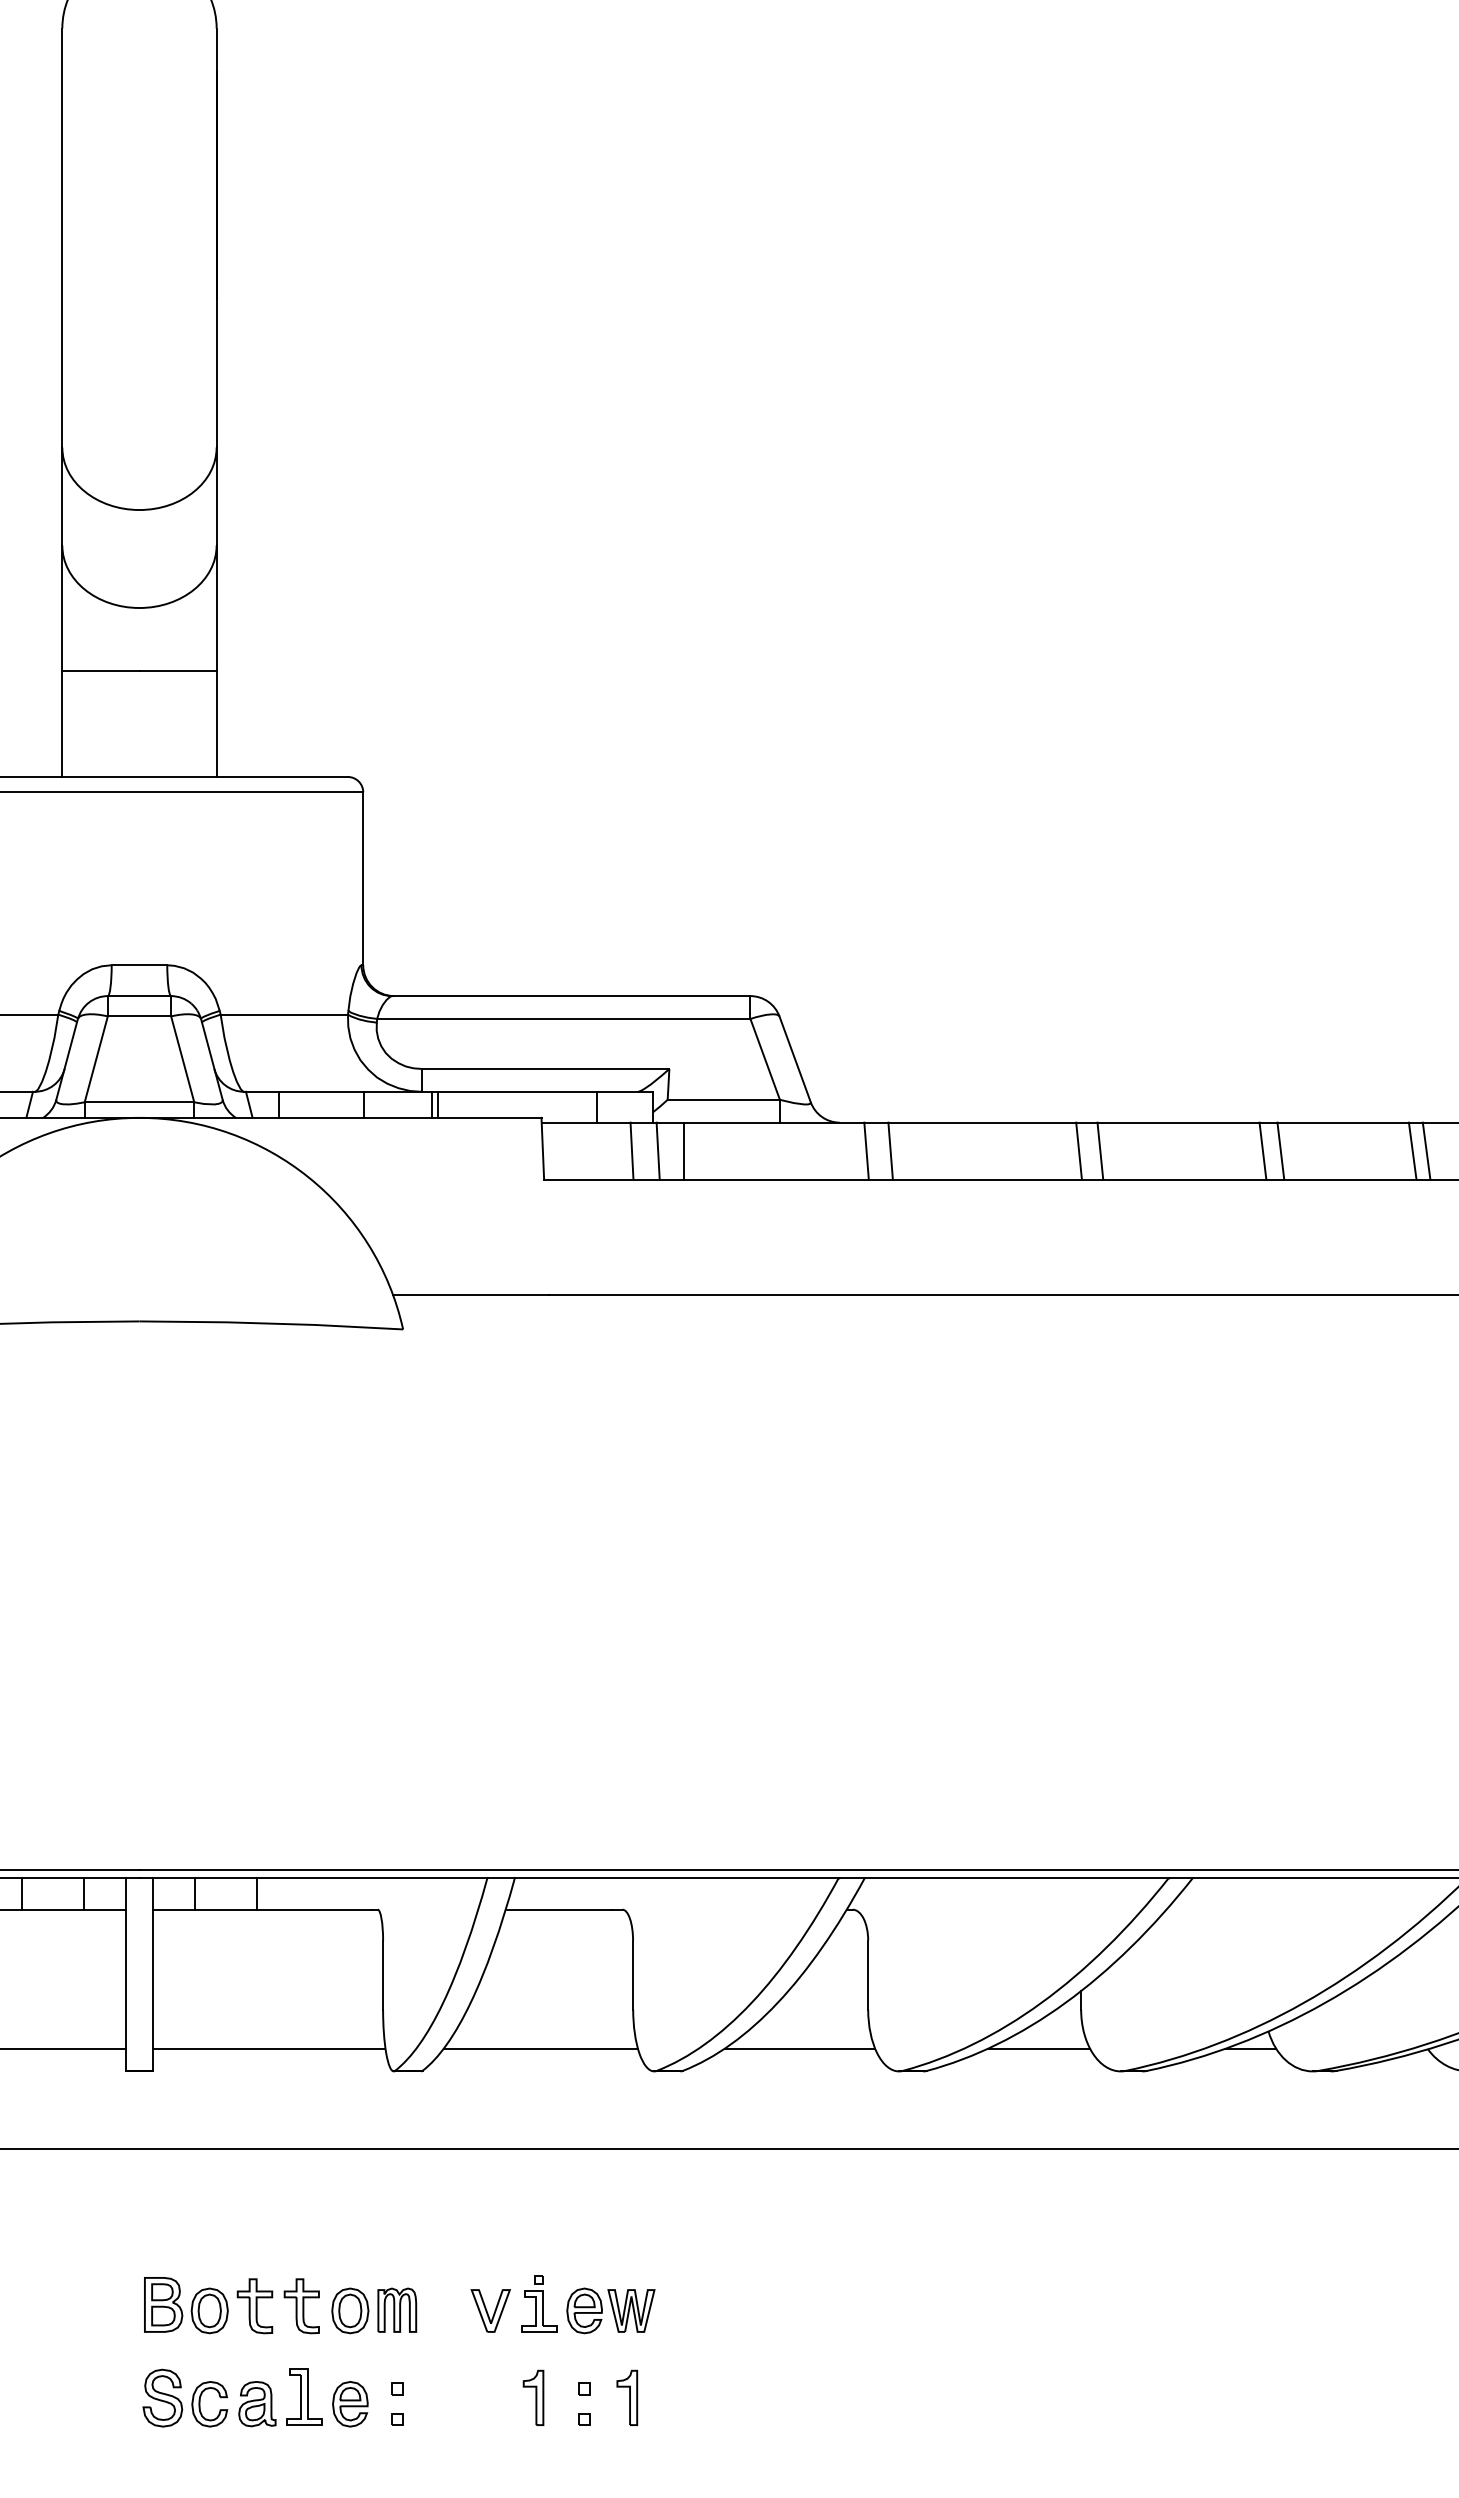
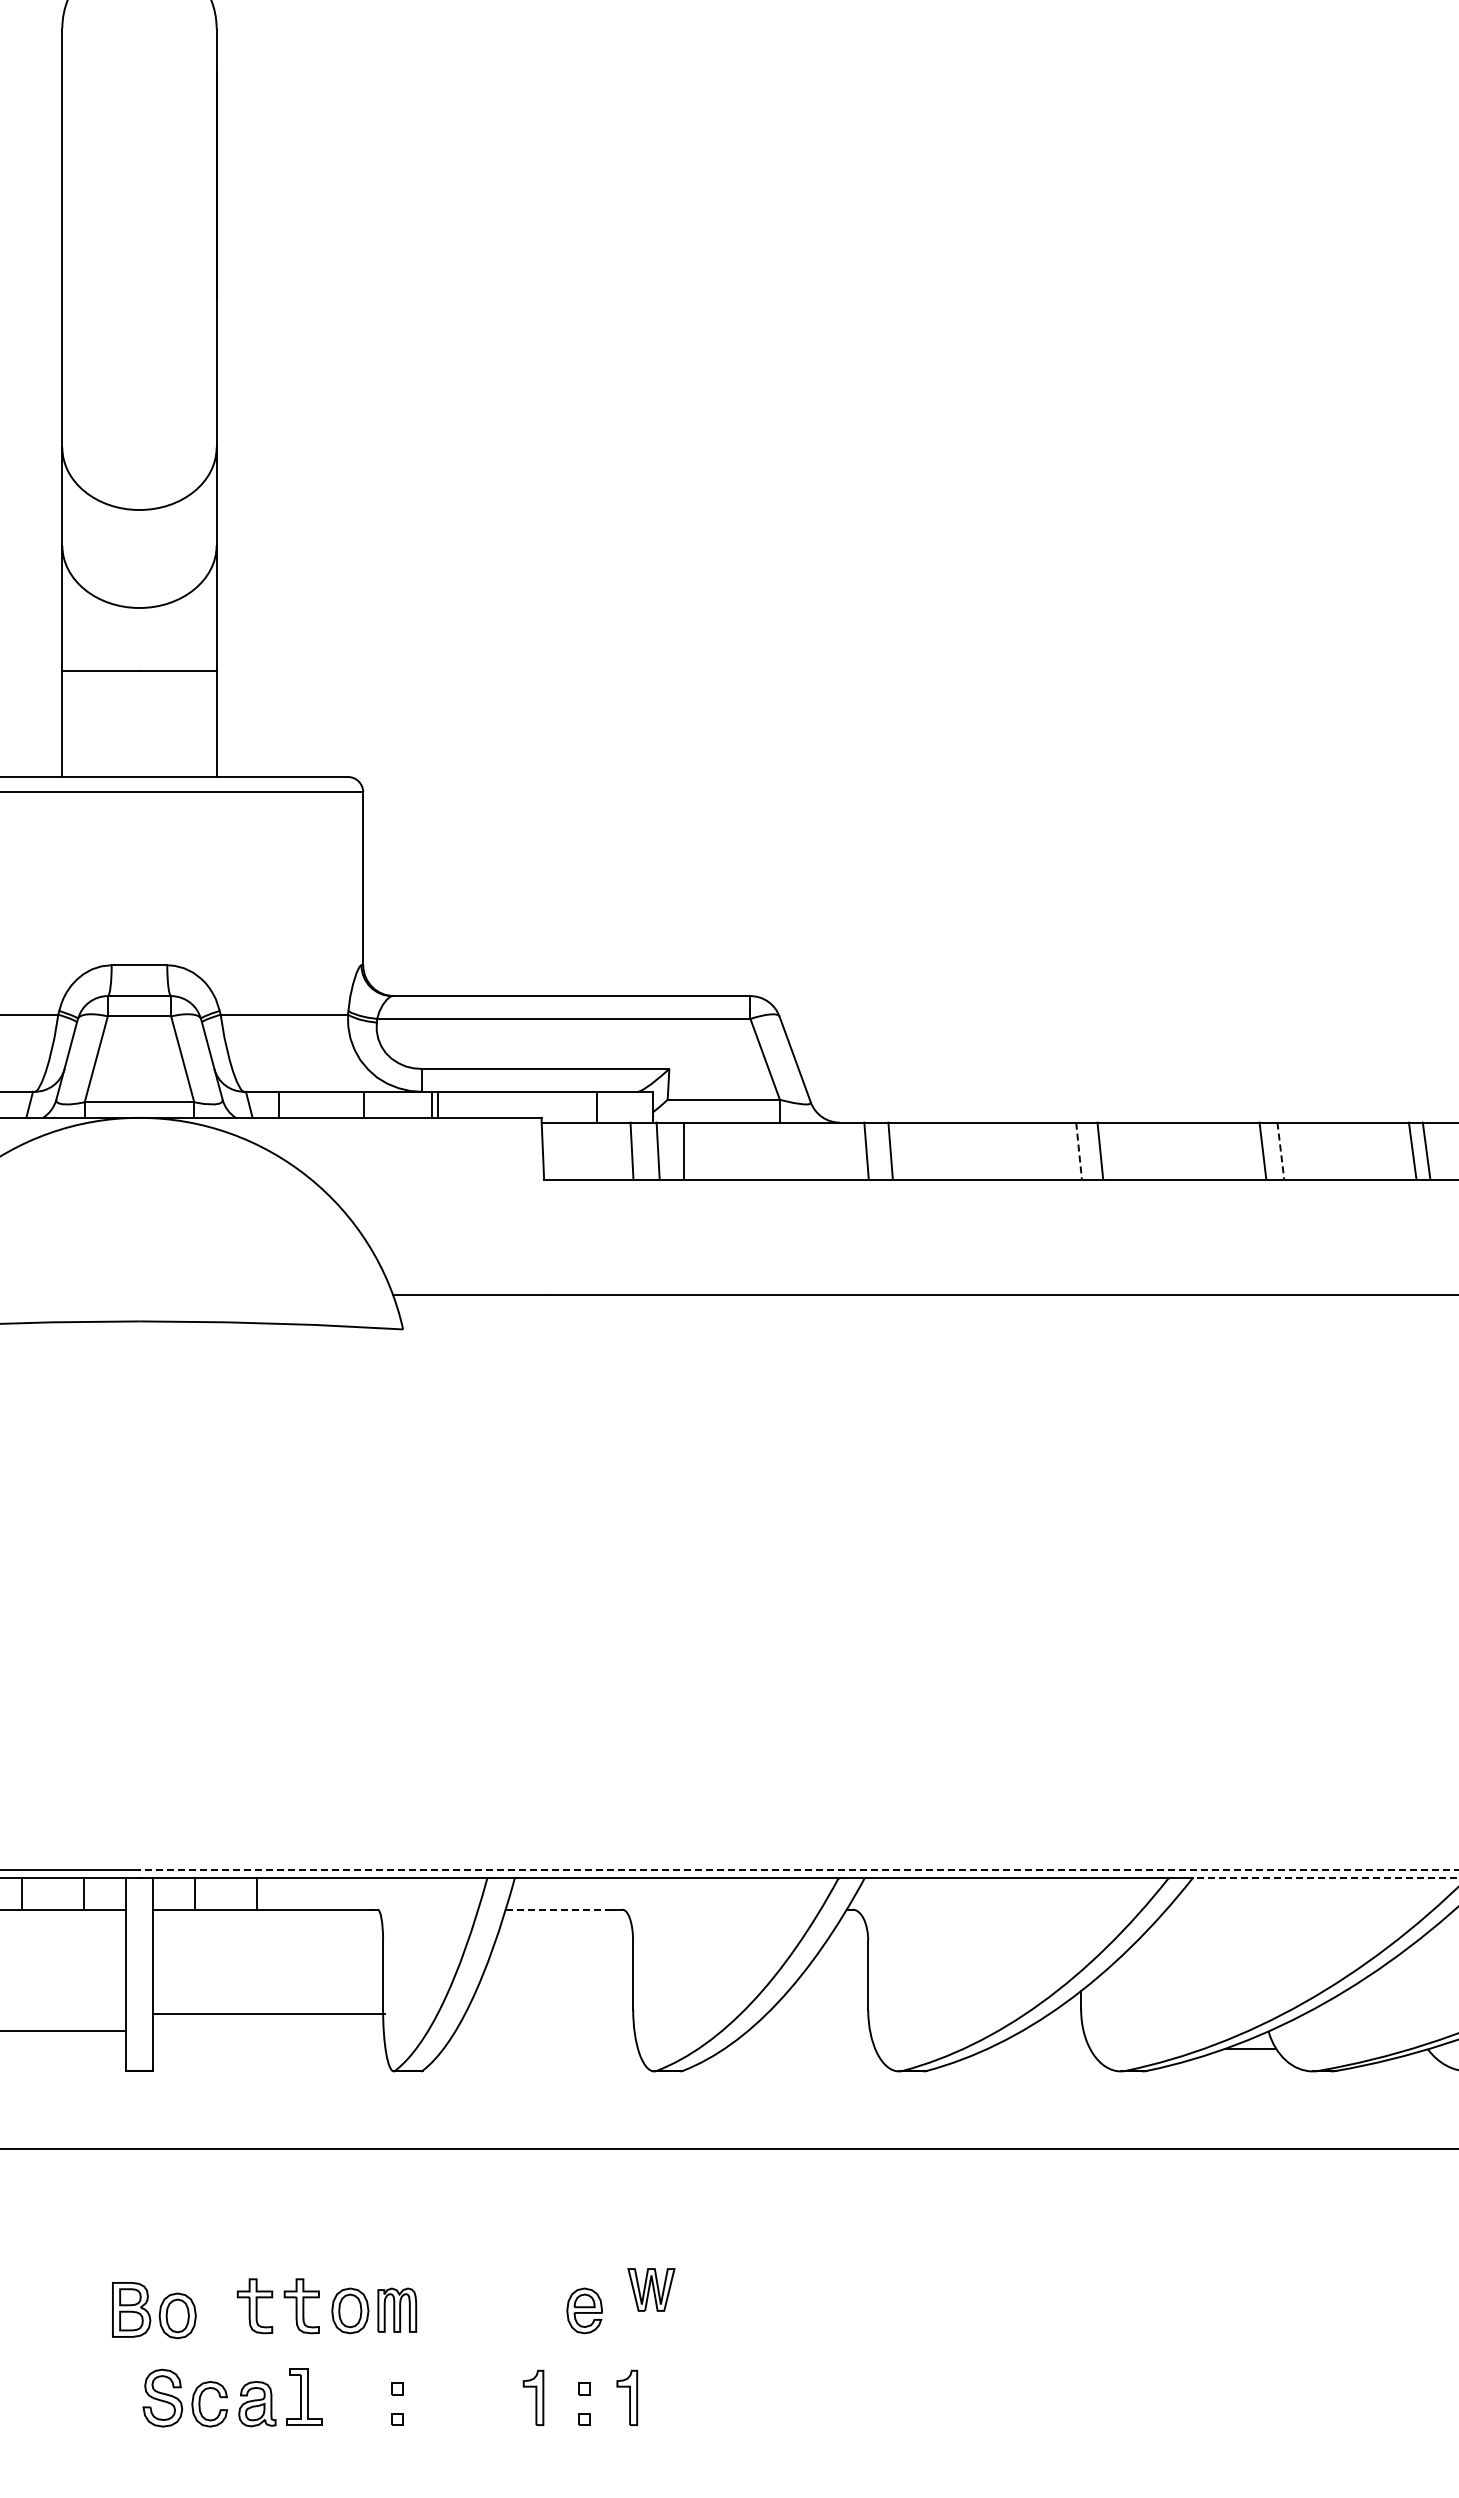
line: solid -> dashed (1079, 1151)
line: solid -> dashed (1280, 1151)
line: solid -> dashed (798, 1870)
line: solid -> dashed (1326, 1877)
line: solid -> dashed (558, 1909)
line position: (63, 2048) -> (63, 2030) (63, 2030)
line position: (269, 2048) -> (269, 2013) (269, 2013)
line: present -> none (540, 2048)
line: present -> none (799, 2048)
line: present -> none (1038, 2048)
part: present -> none (539, 2303)
part position: (186, 2305) -> (154, 2310) (154, 2310)
part: present -> none (490, 2310)
part position: (631, 2310) -> (651, 2289) (651, 2289)
part: present -> none (350, 2404)
